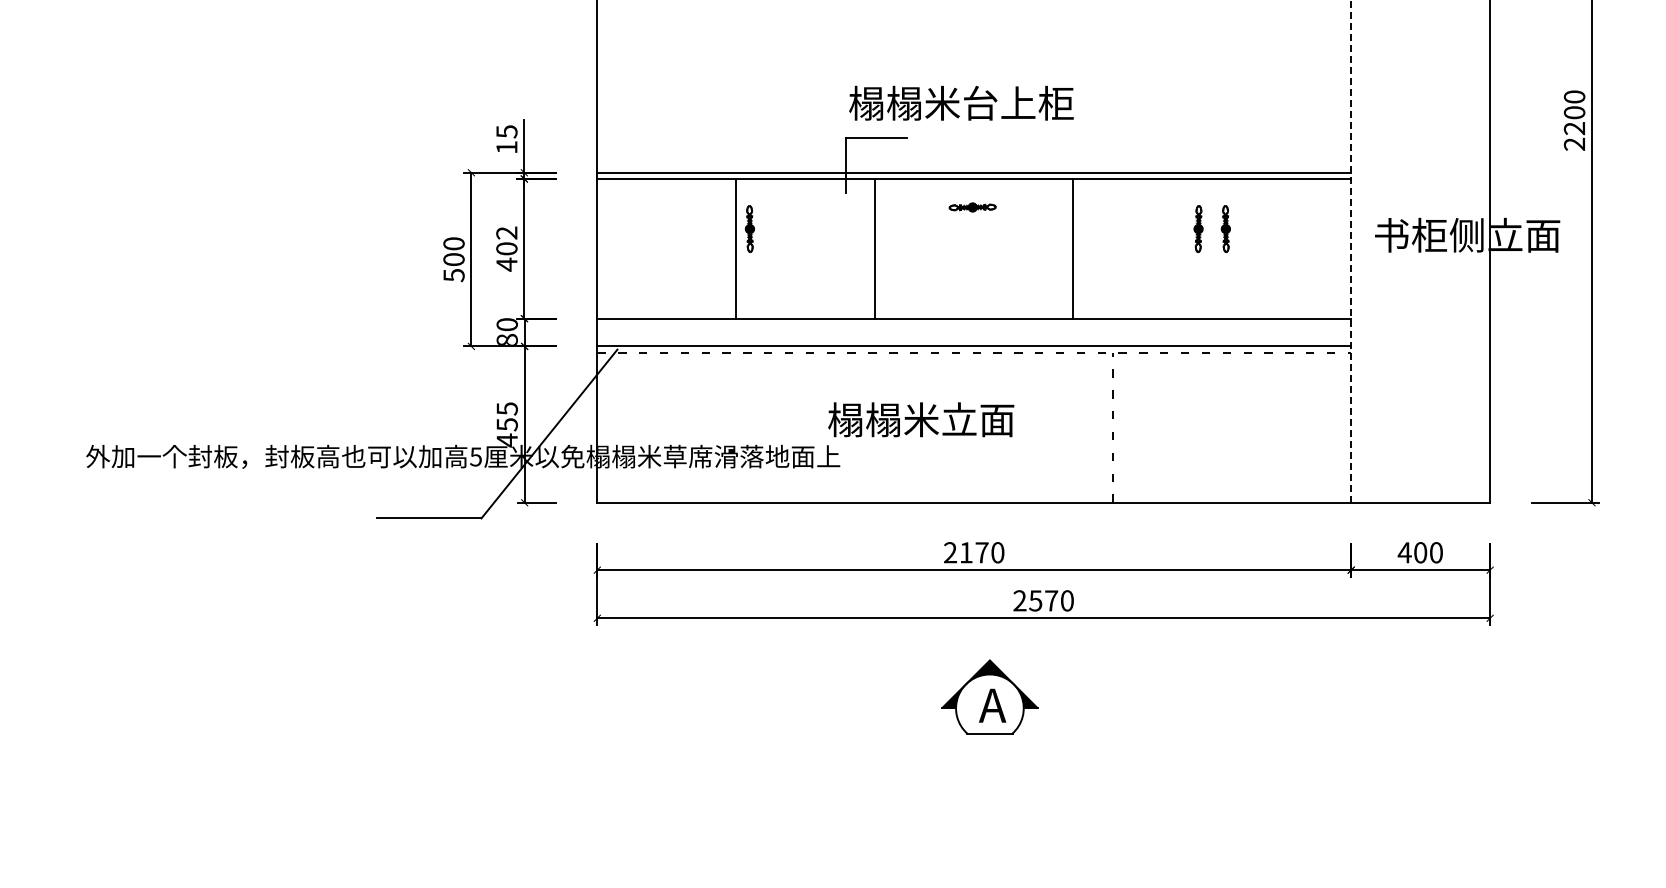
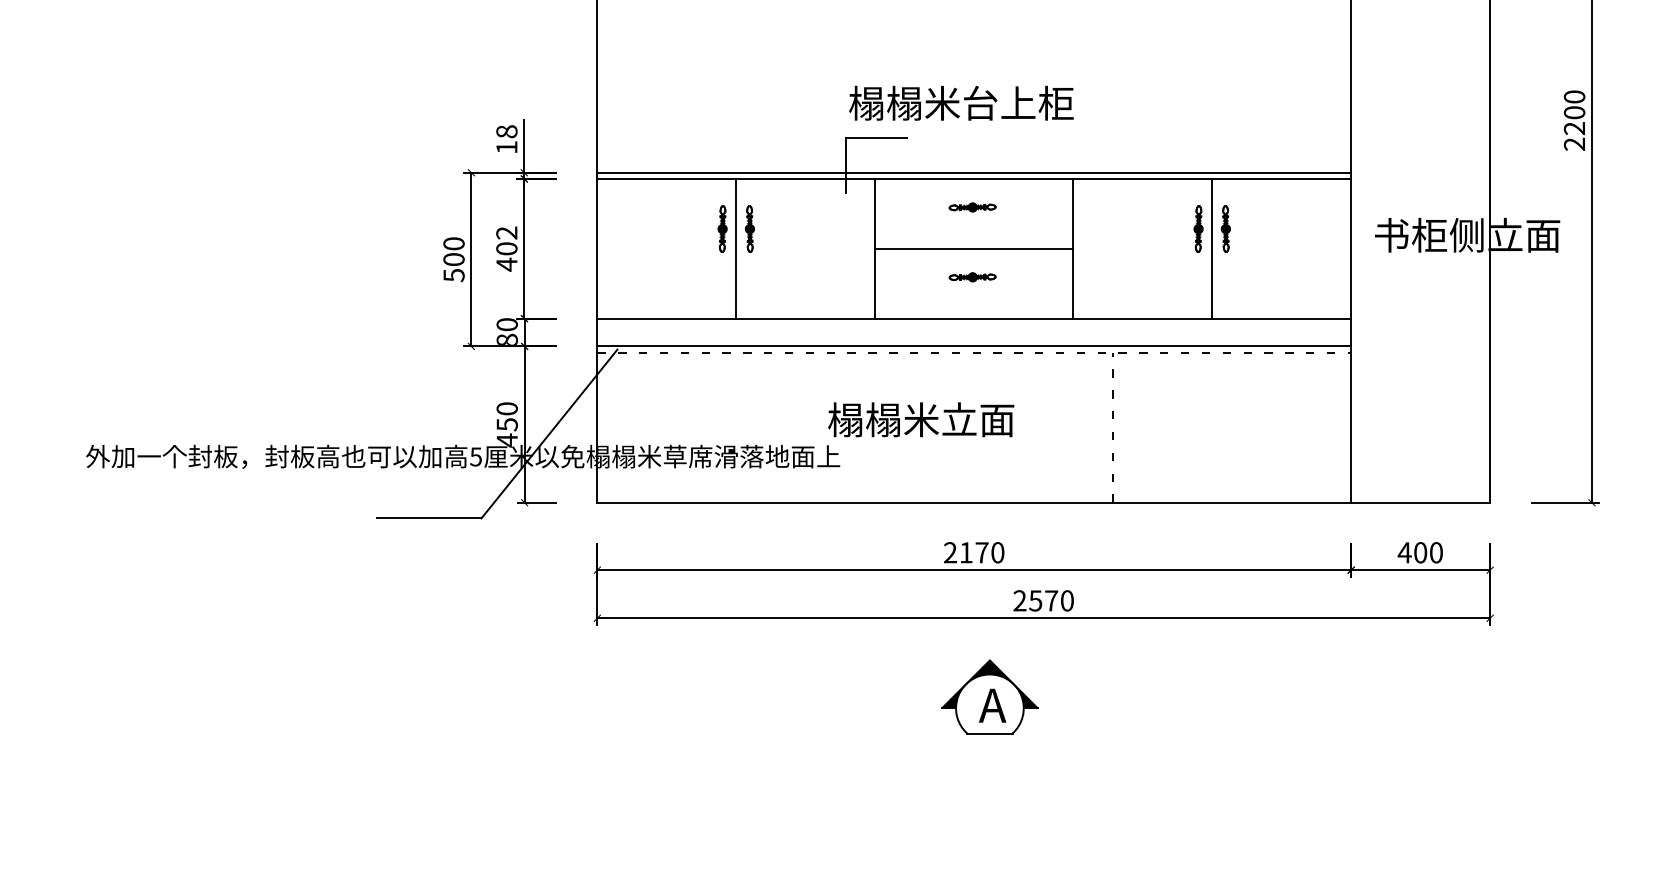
text: 15 -> 18 (506, 131)
part: none -> present (722, 228)
line: none -> present (974, 248)
line: none -> present (1212, 248)
line: dashed -> solid (1351, 251)
part: none -> present (972, 277)
text: 455 -> 450 (506, 408)
